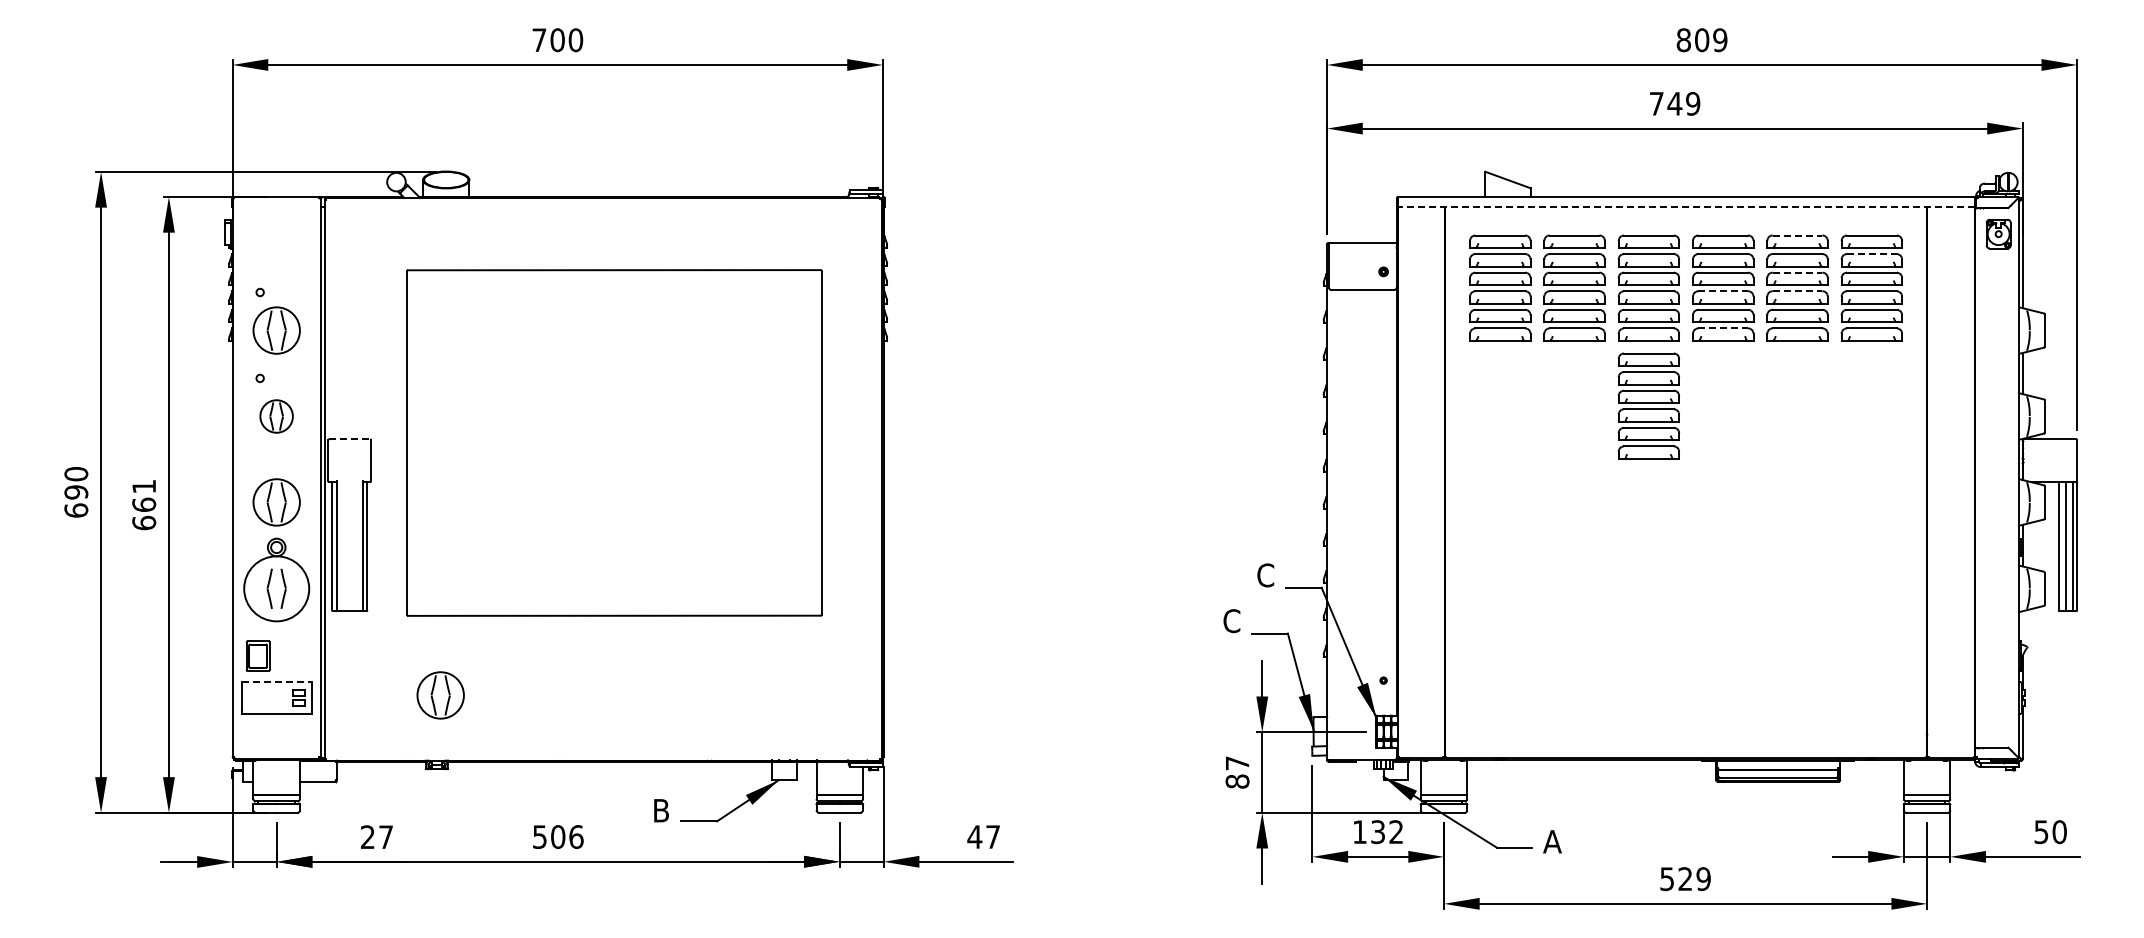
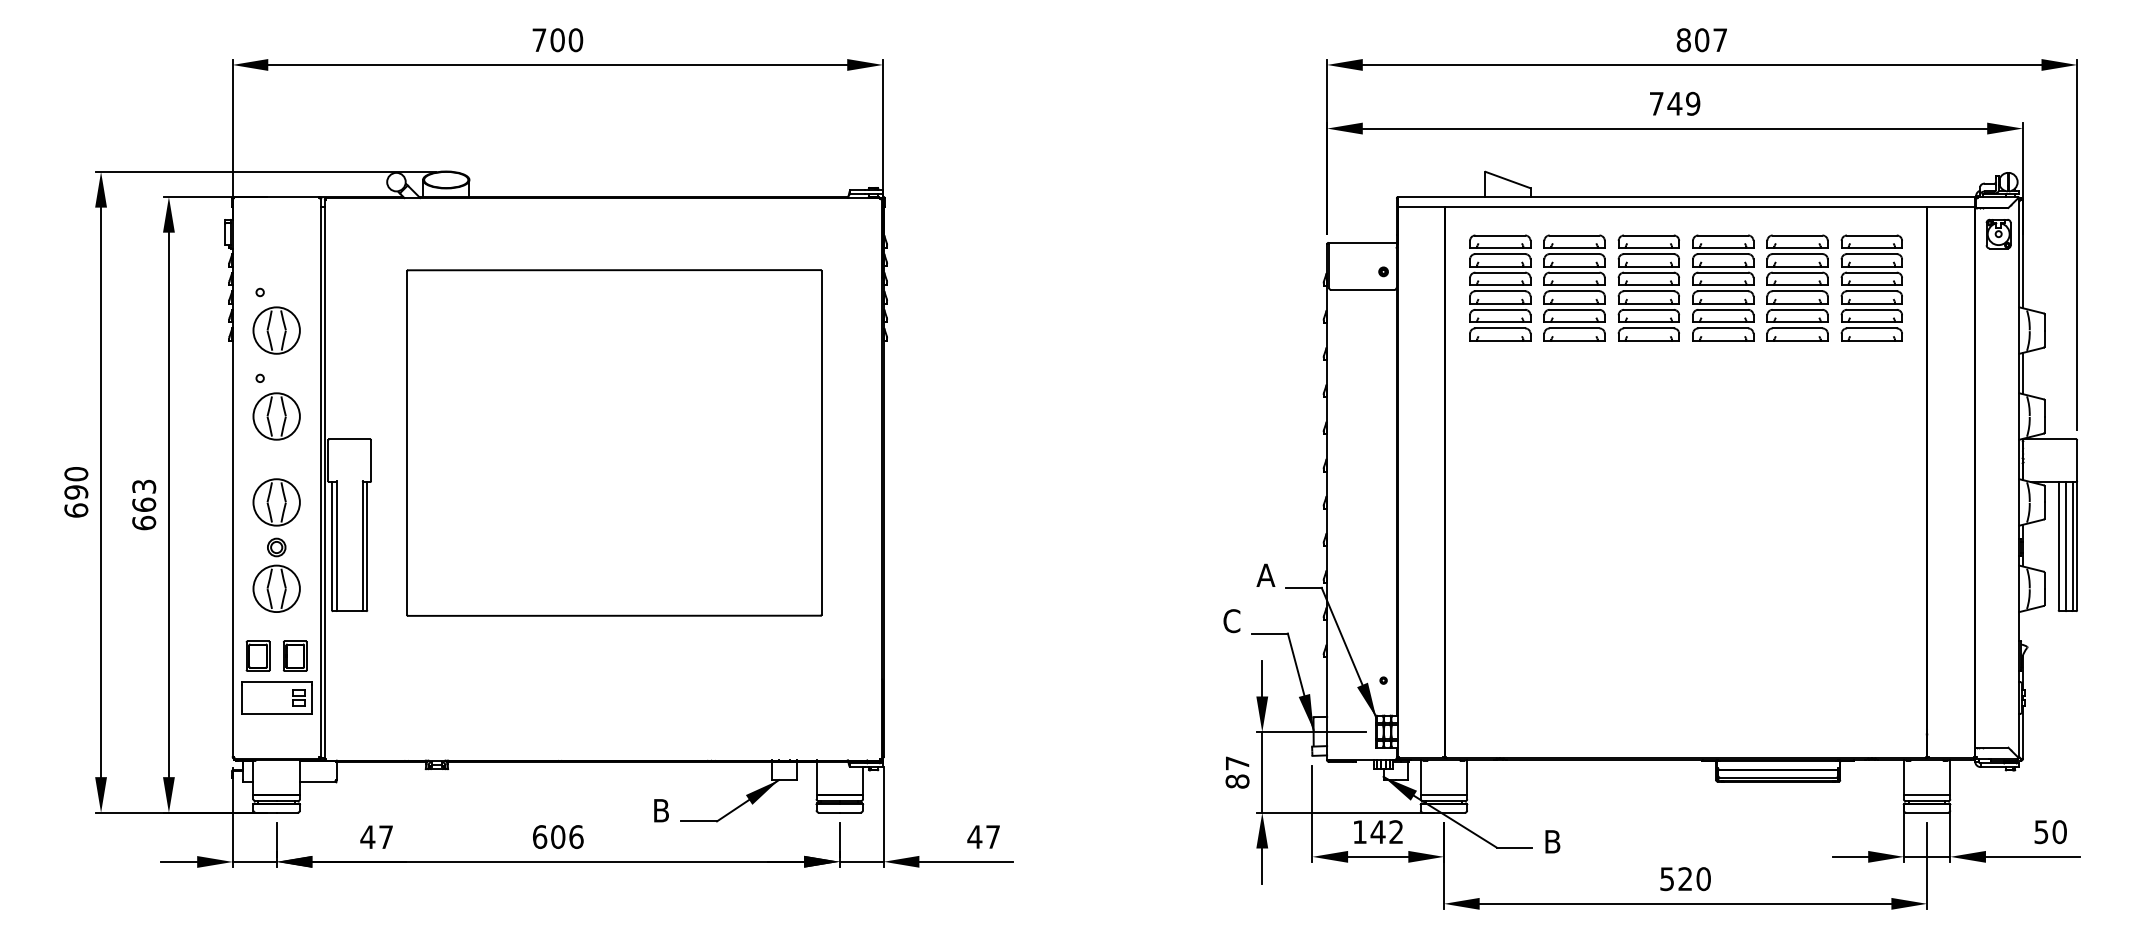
text: 809 -> 807 (1720, 40)
line: dashed -> solid (1686, 207)
line: dashed -> solid (1797, 235)
line: dashed -> solid (1871, 254)
line: dashed -> solid (1797, 272)
line: dashed -> solid (1723, 291)
line: dashed -> solid (1797, 291)
line: dashed -> solid (1723, 328)
part: present -> none (1648, 405)
part size: 35x35 px -> 49x49 px (276, 416)
line: dashed -> solid (350, 439)
text: 661 -> 663 (144, 486)
text: C -> A (1265, 575)
circle diameter: 65 px -> 46 px (276, 588)
part: none -> present (294, 655)
line: dashed -> solid (276, 682)
part: present -> none (440, 695)
text: 132 -> 142 (1377, 832)
text: 27 -> 47 (367, 836)
text: 506 -> 606 (540, 837)
text: A -> B (1552, 841)
text: 529 -> 520 (1703, 879)
